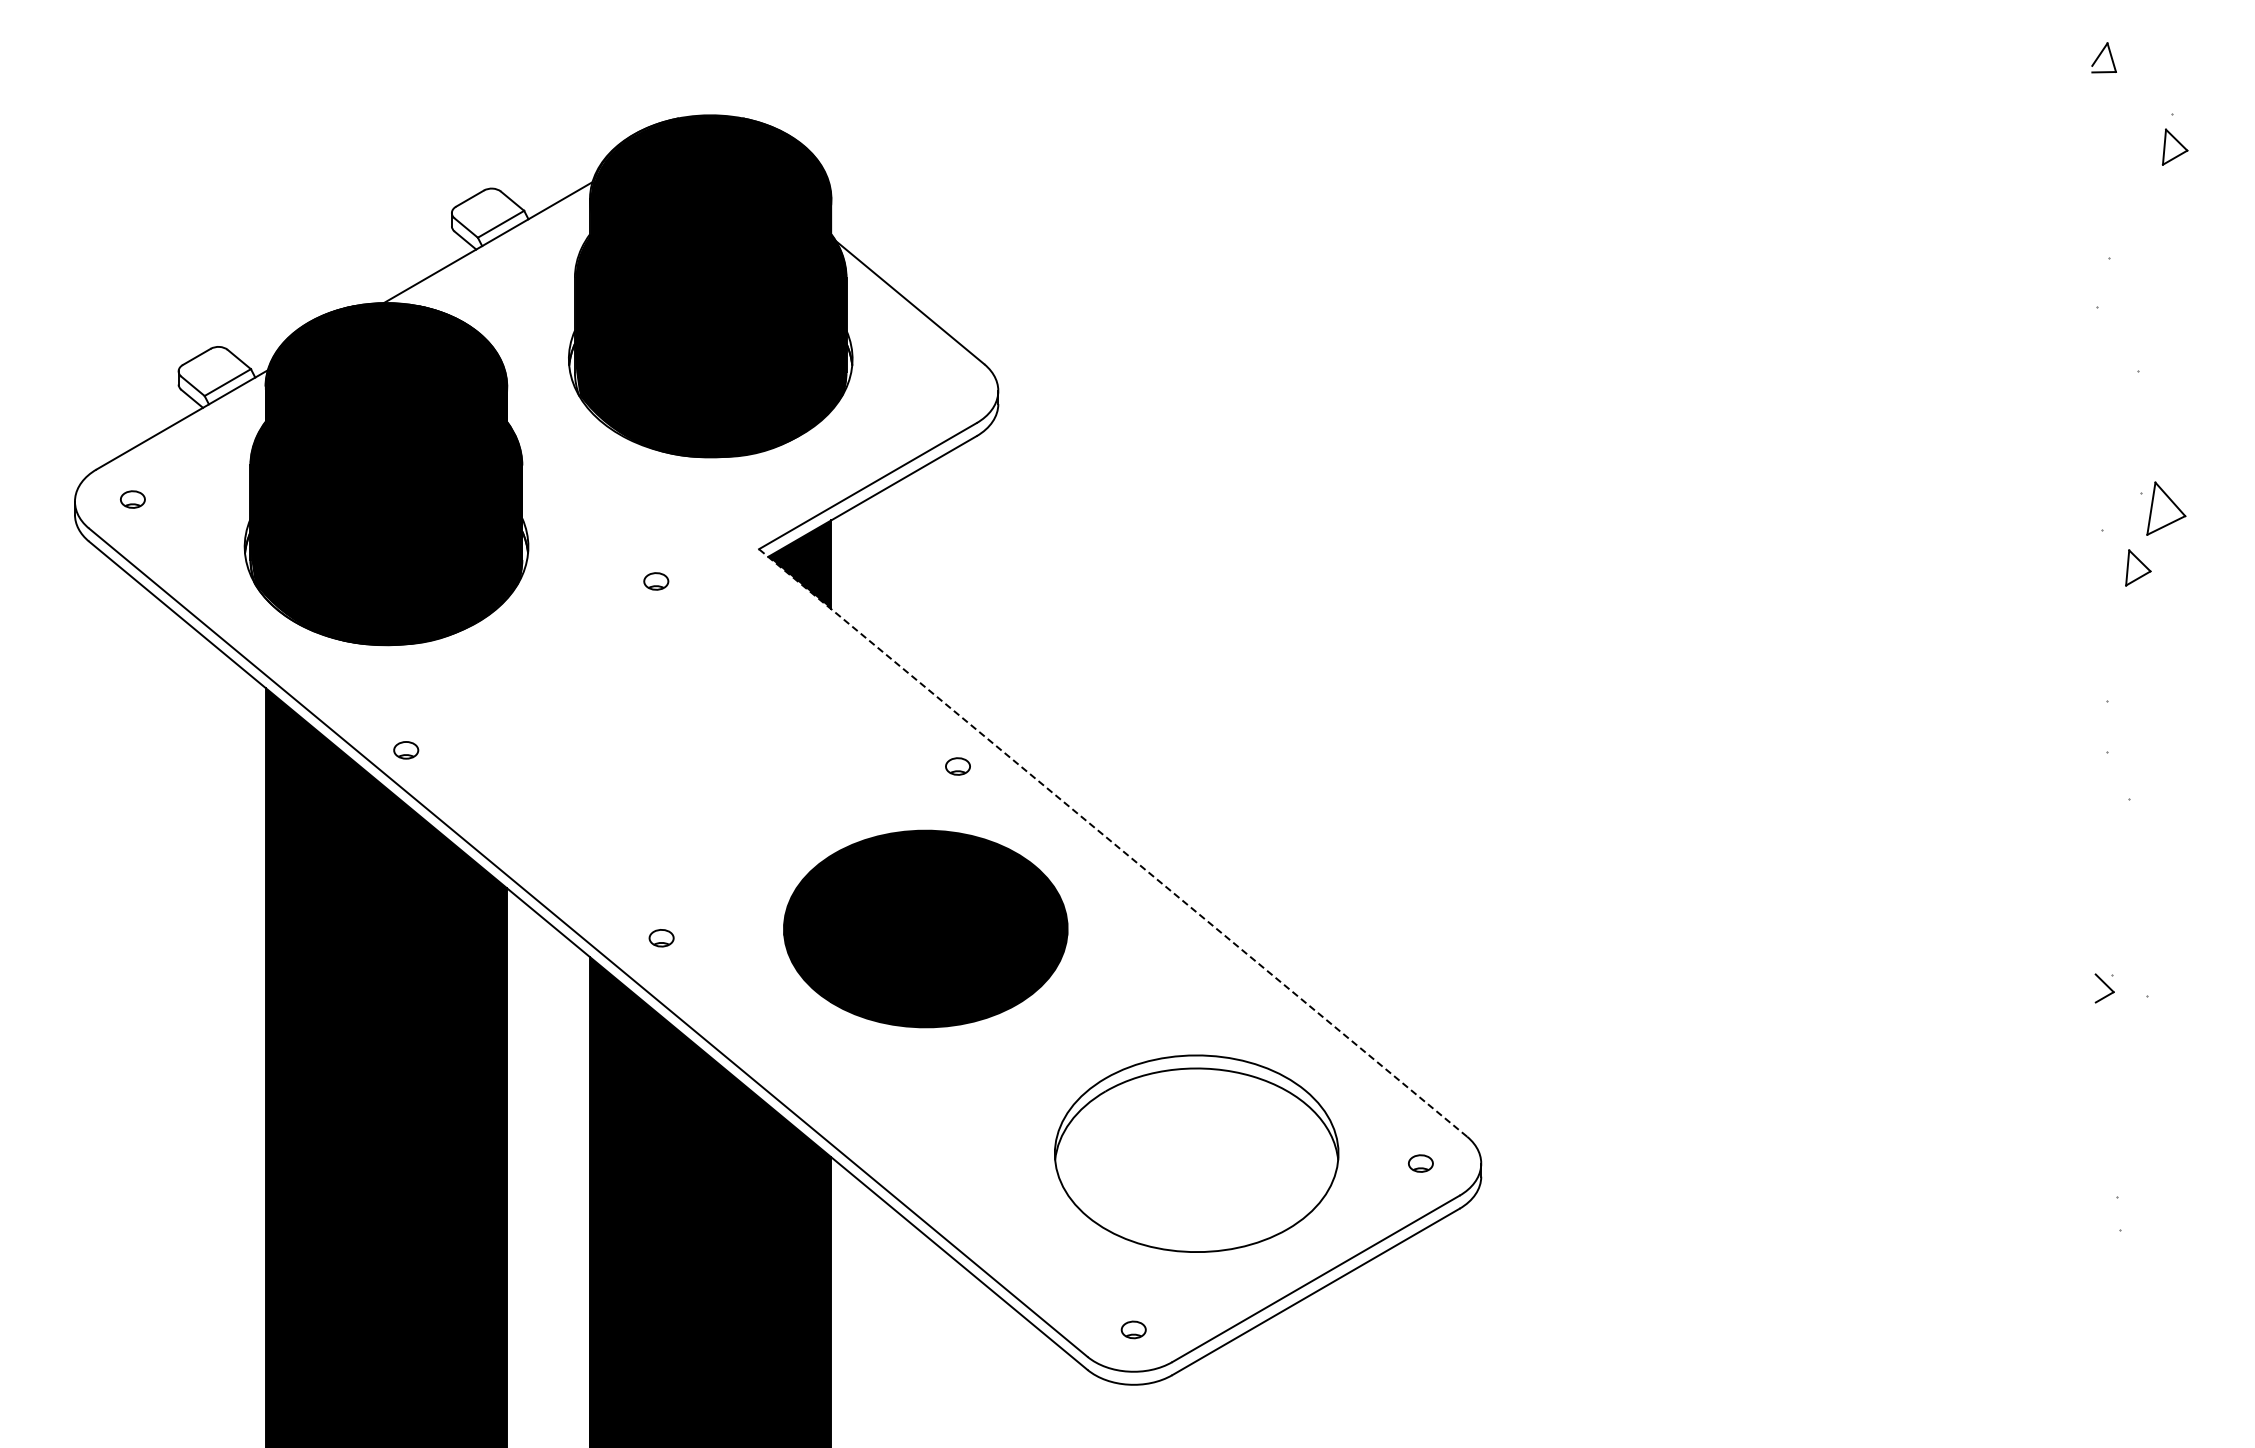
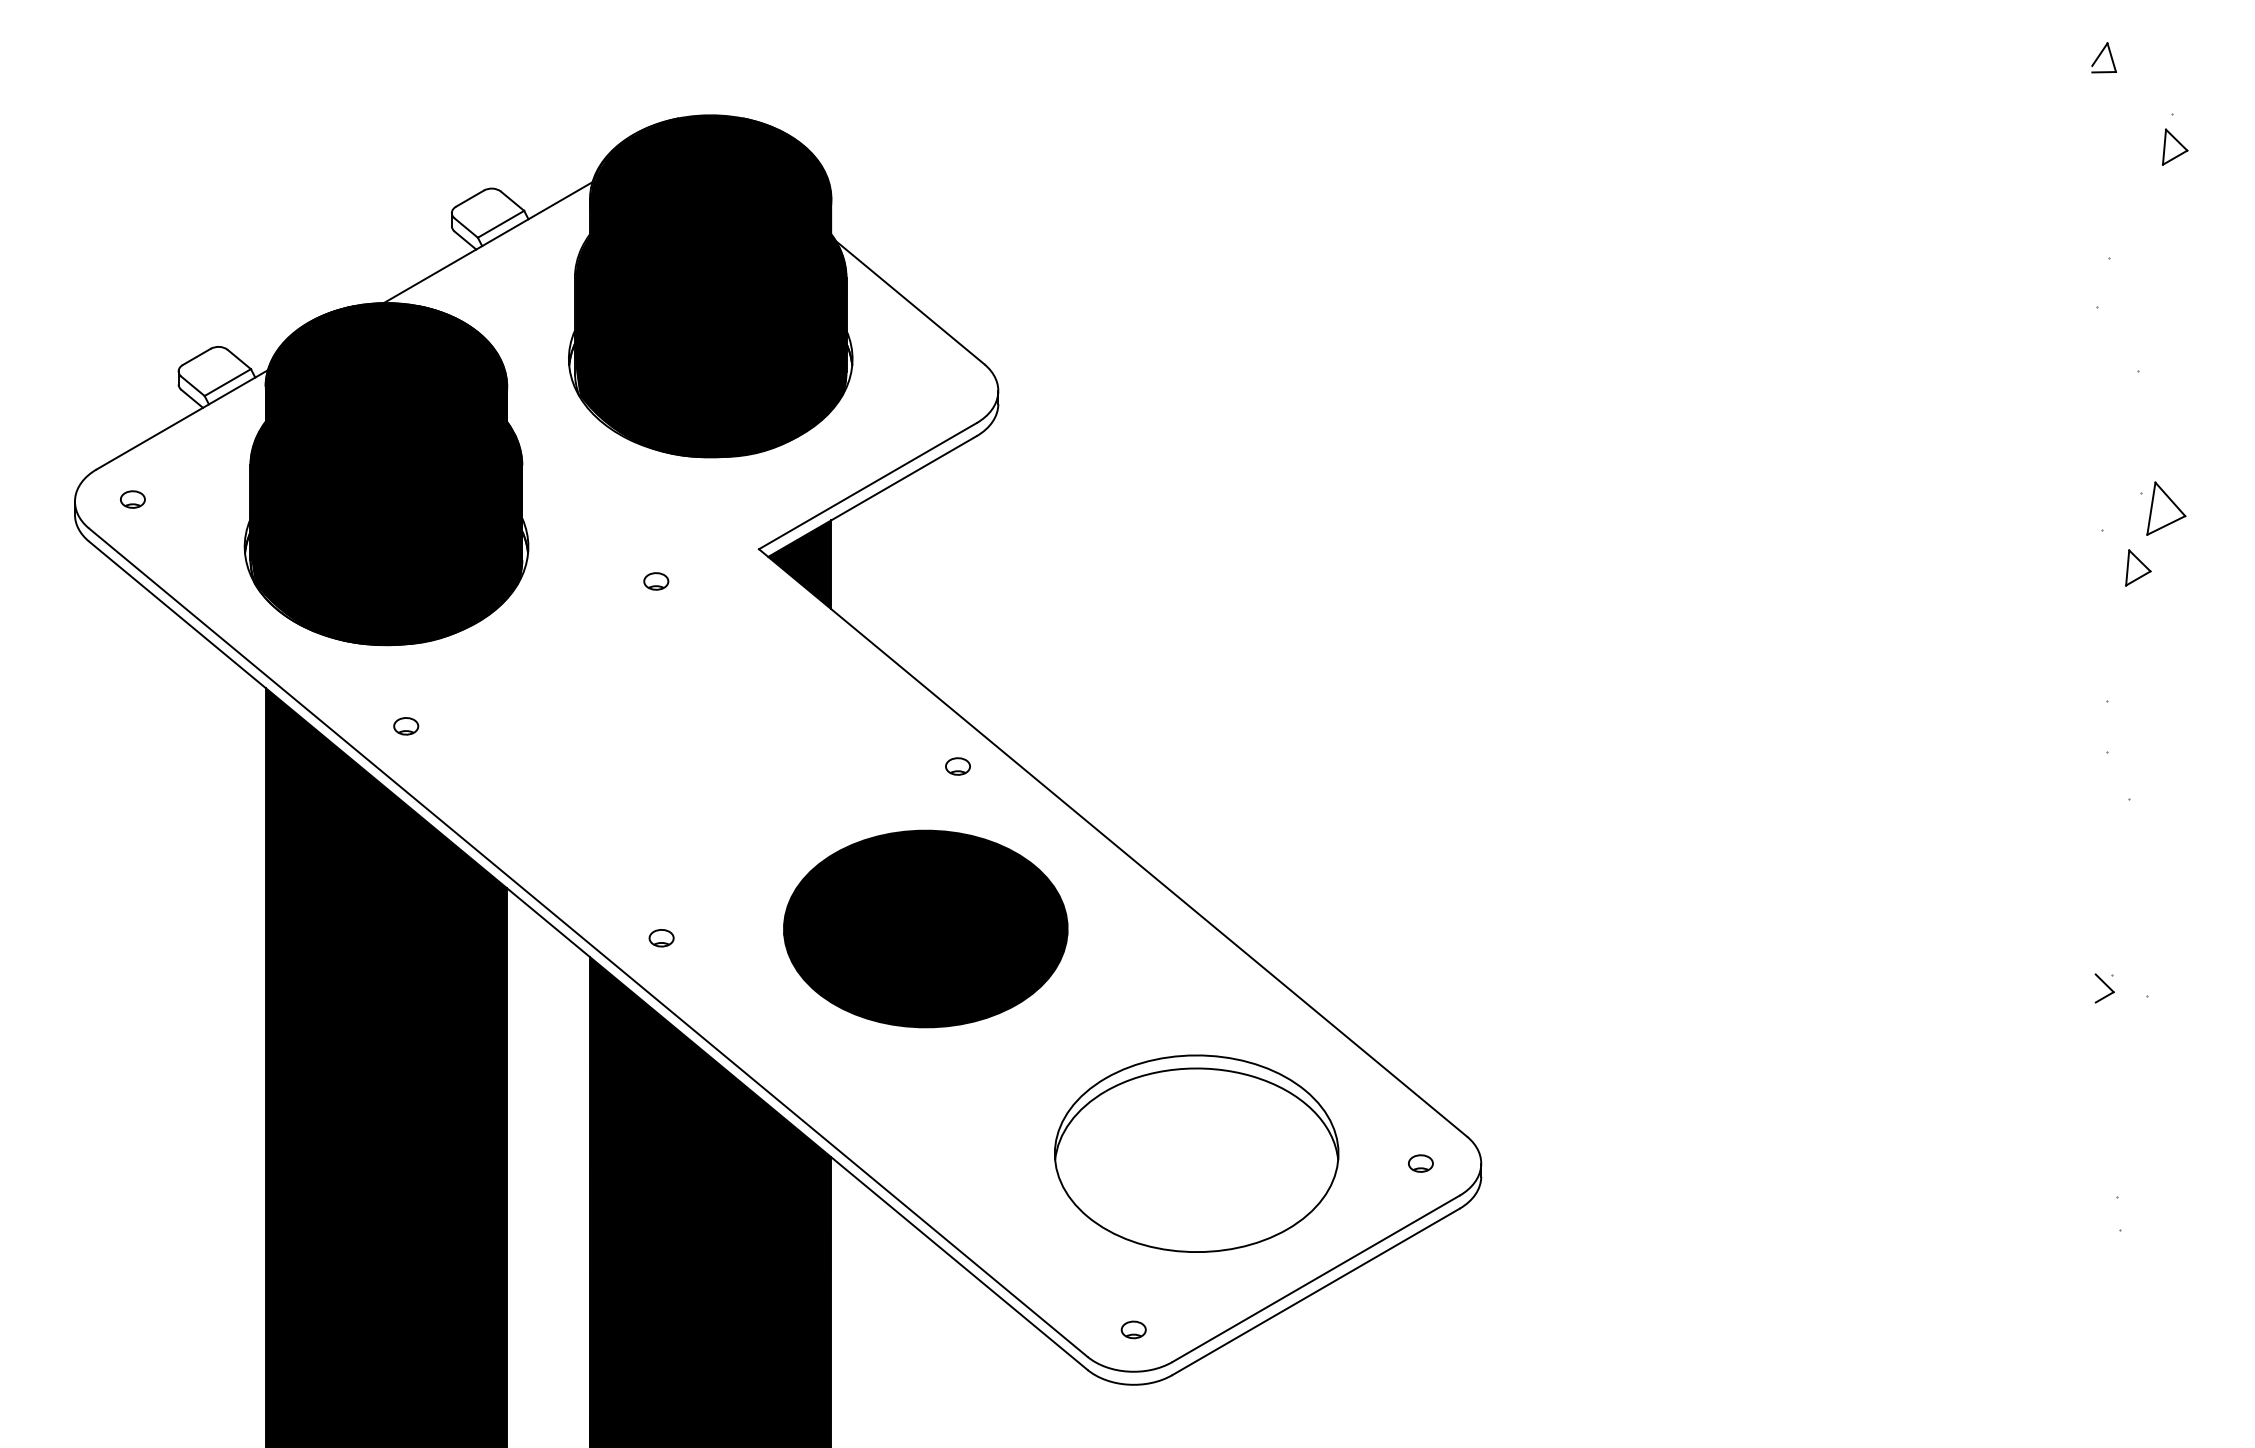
part position: (406, 750) -> (406, 726) (406, 726)
line: dashed -> solid (1112, 842)
